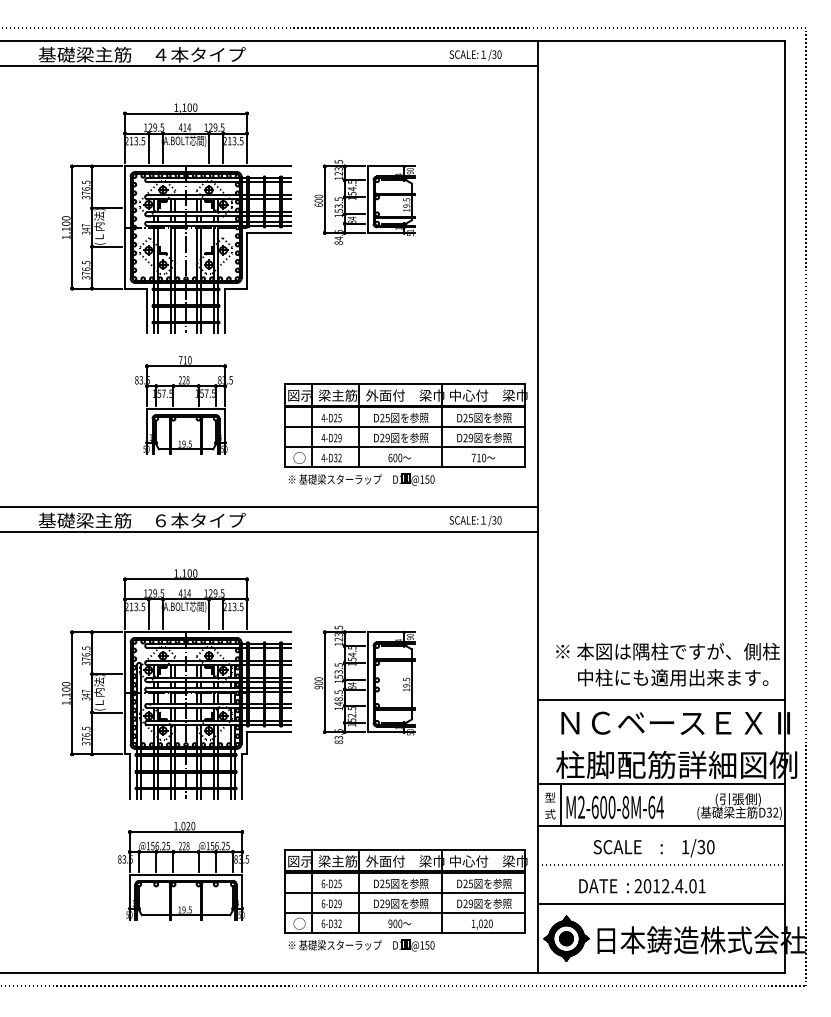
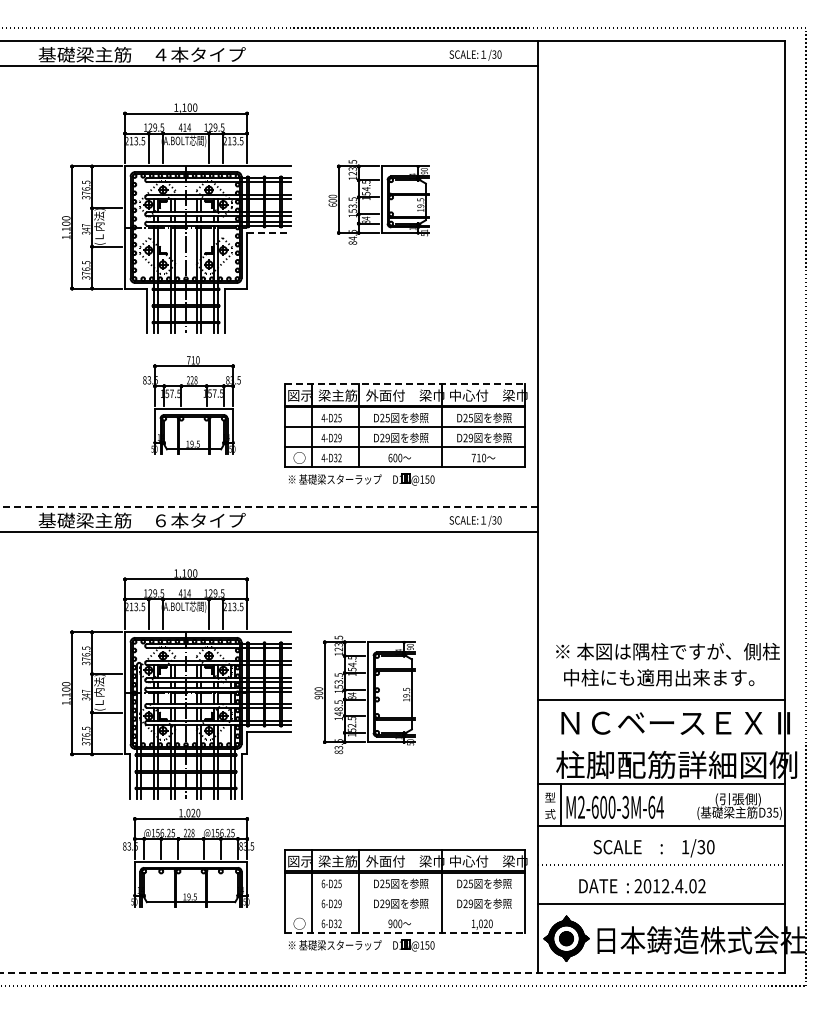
part position: (364, 202) -> (378, 202) (378, 202)
line: solid -> dashed (269, 232)
line: solid -> dashed (405, 384)
part position: (183, 405) -> (191, 405) (191, 405)
line: solid -> dashed (268, 507)
text position: (673, 677) -> (659, 677) (659, 677)
part position: (364, 684) -> (364, 694) (364, 694)
text: M2-600-8M-64 -> M2-600-3M-64 (625, 807)
text: D32) -> D35) (775, 812)
part position: (183, 870) -> (188, 857) (188, 857)
text: 2012.4.01 -> 2012.4.02 (701, 886)
line: present -> none (405, 893)
line: present -> none (405, 913)
line: solid -> dashed (405, 933)
line: solid -> dashed (392, 972)
